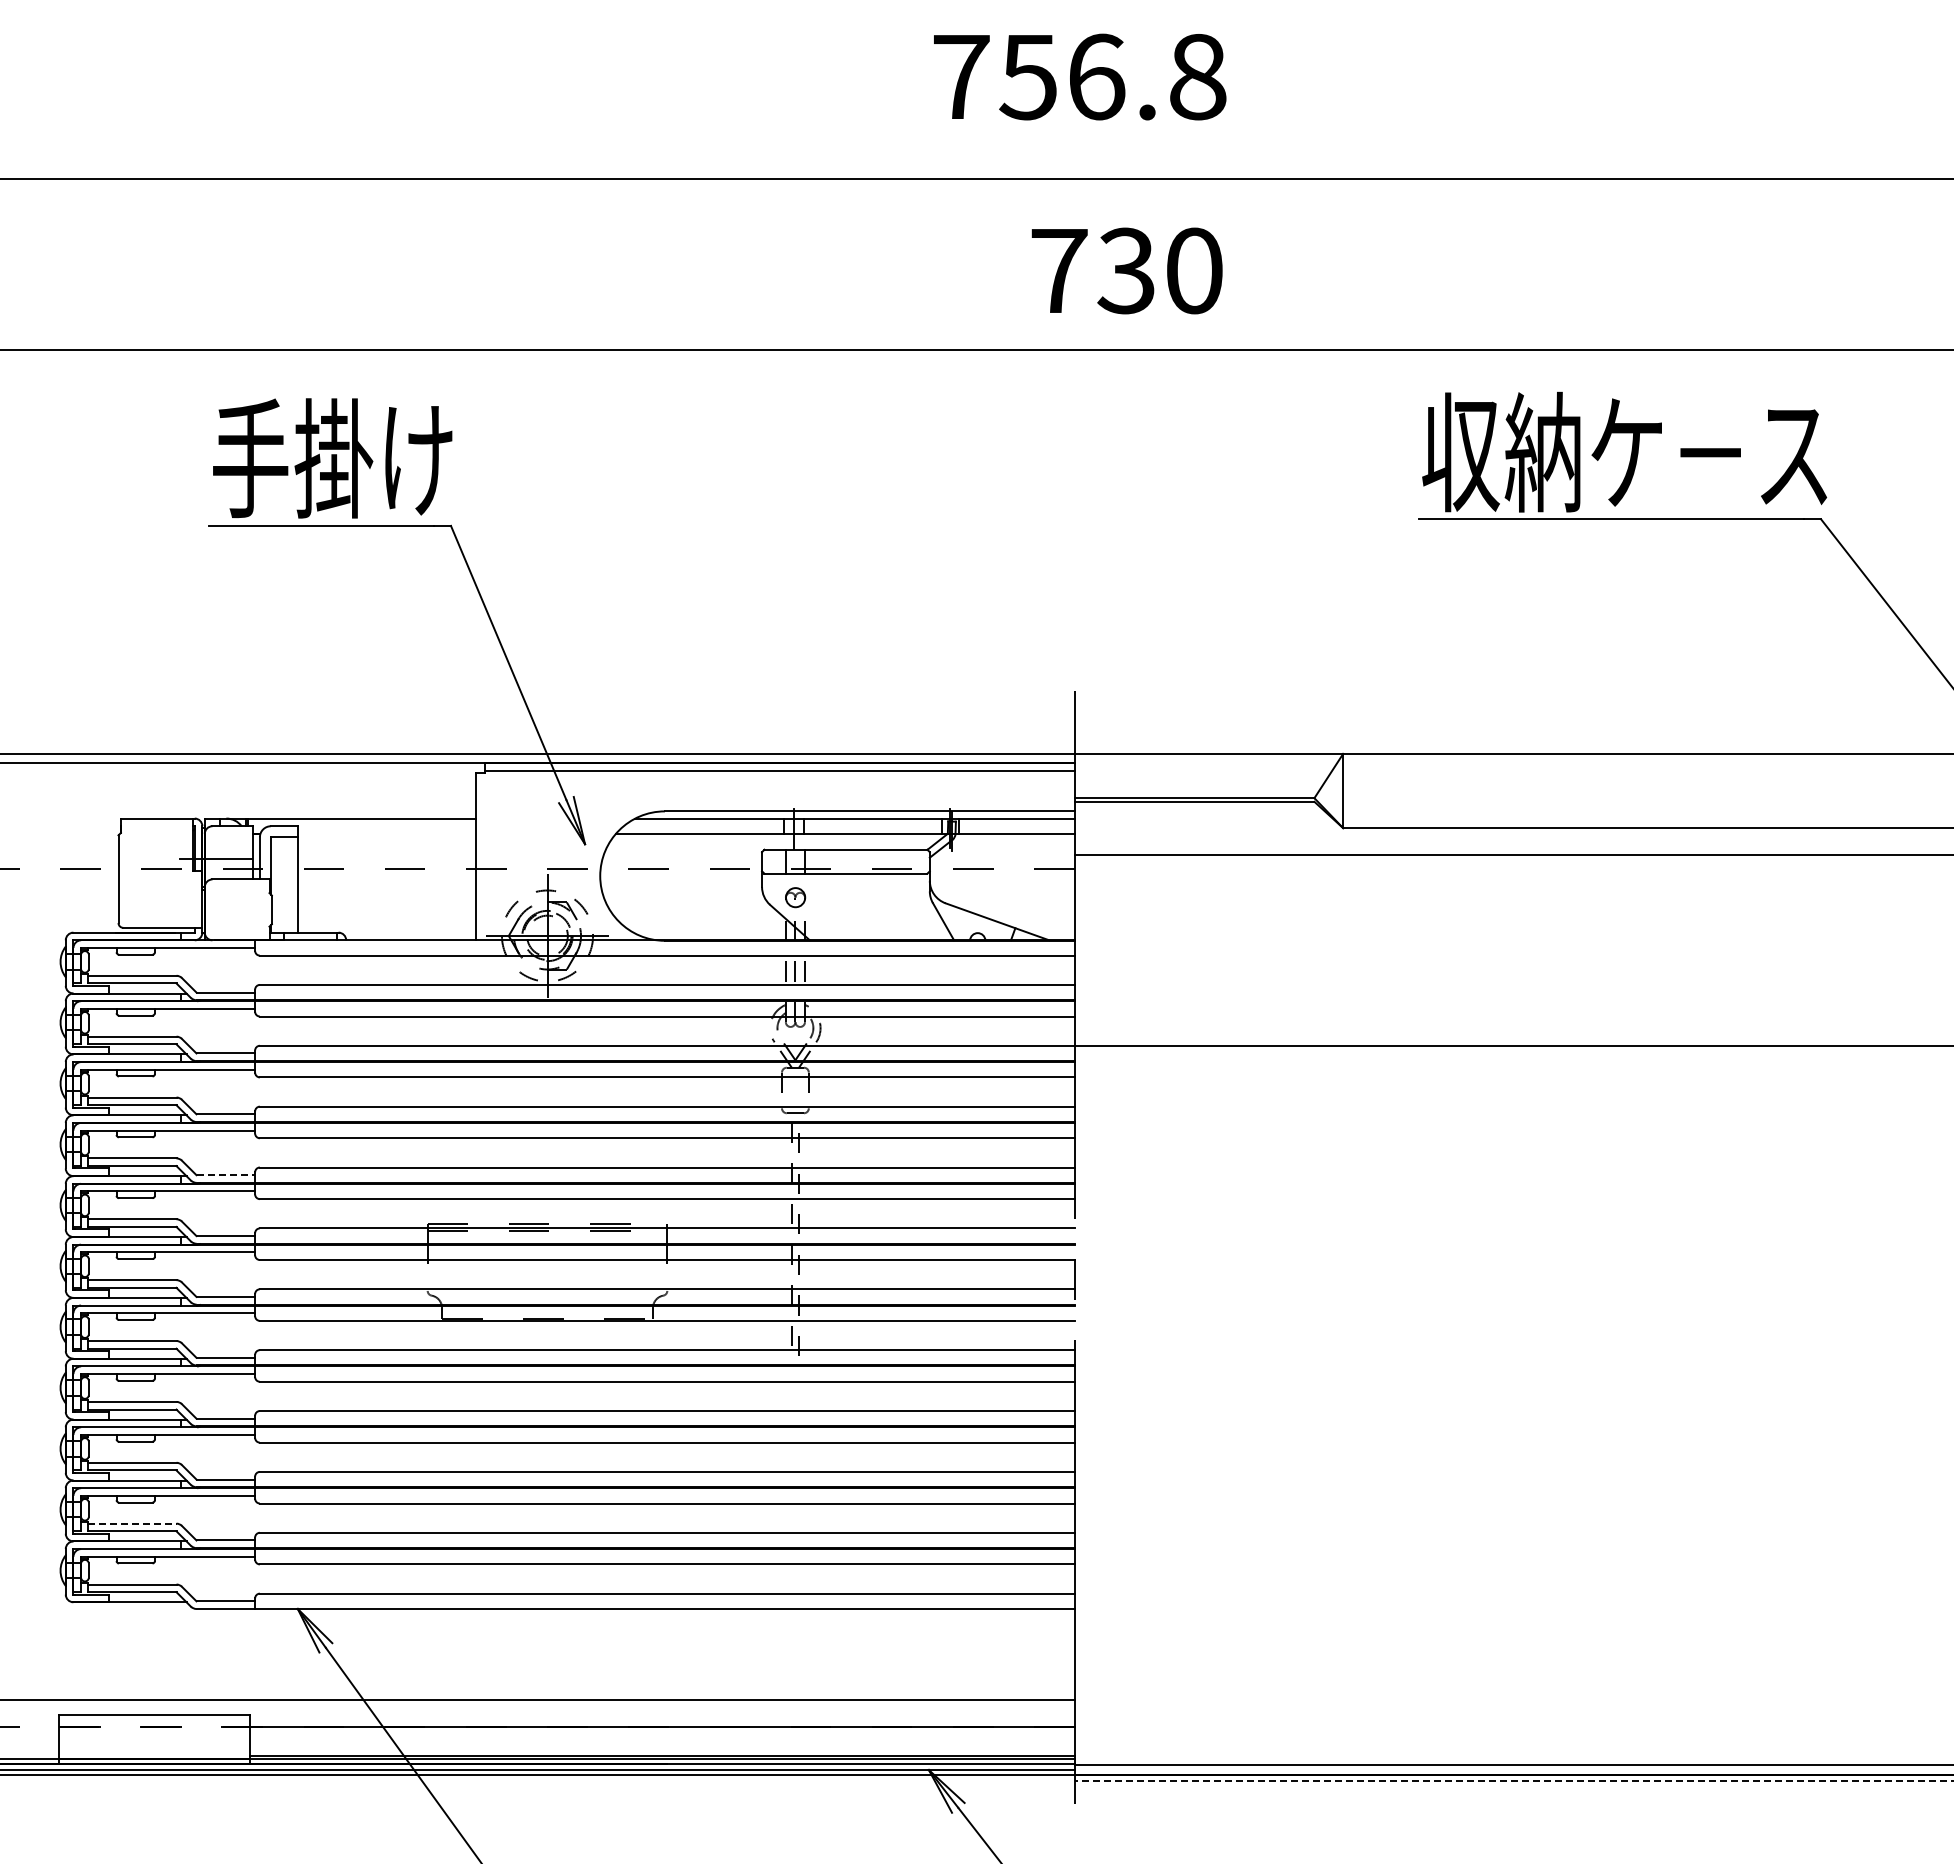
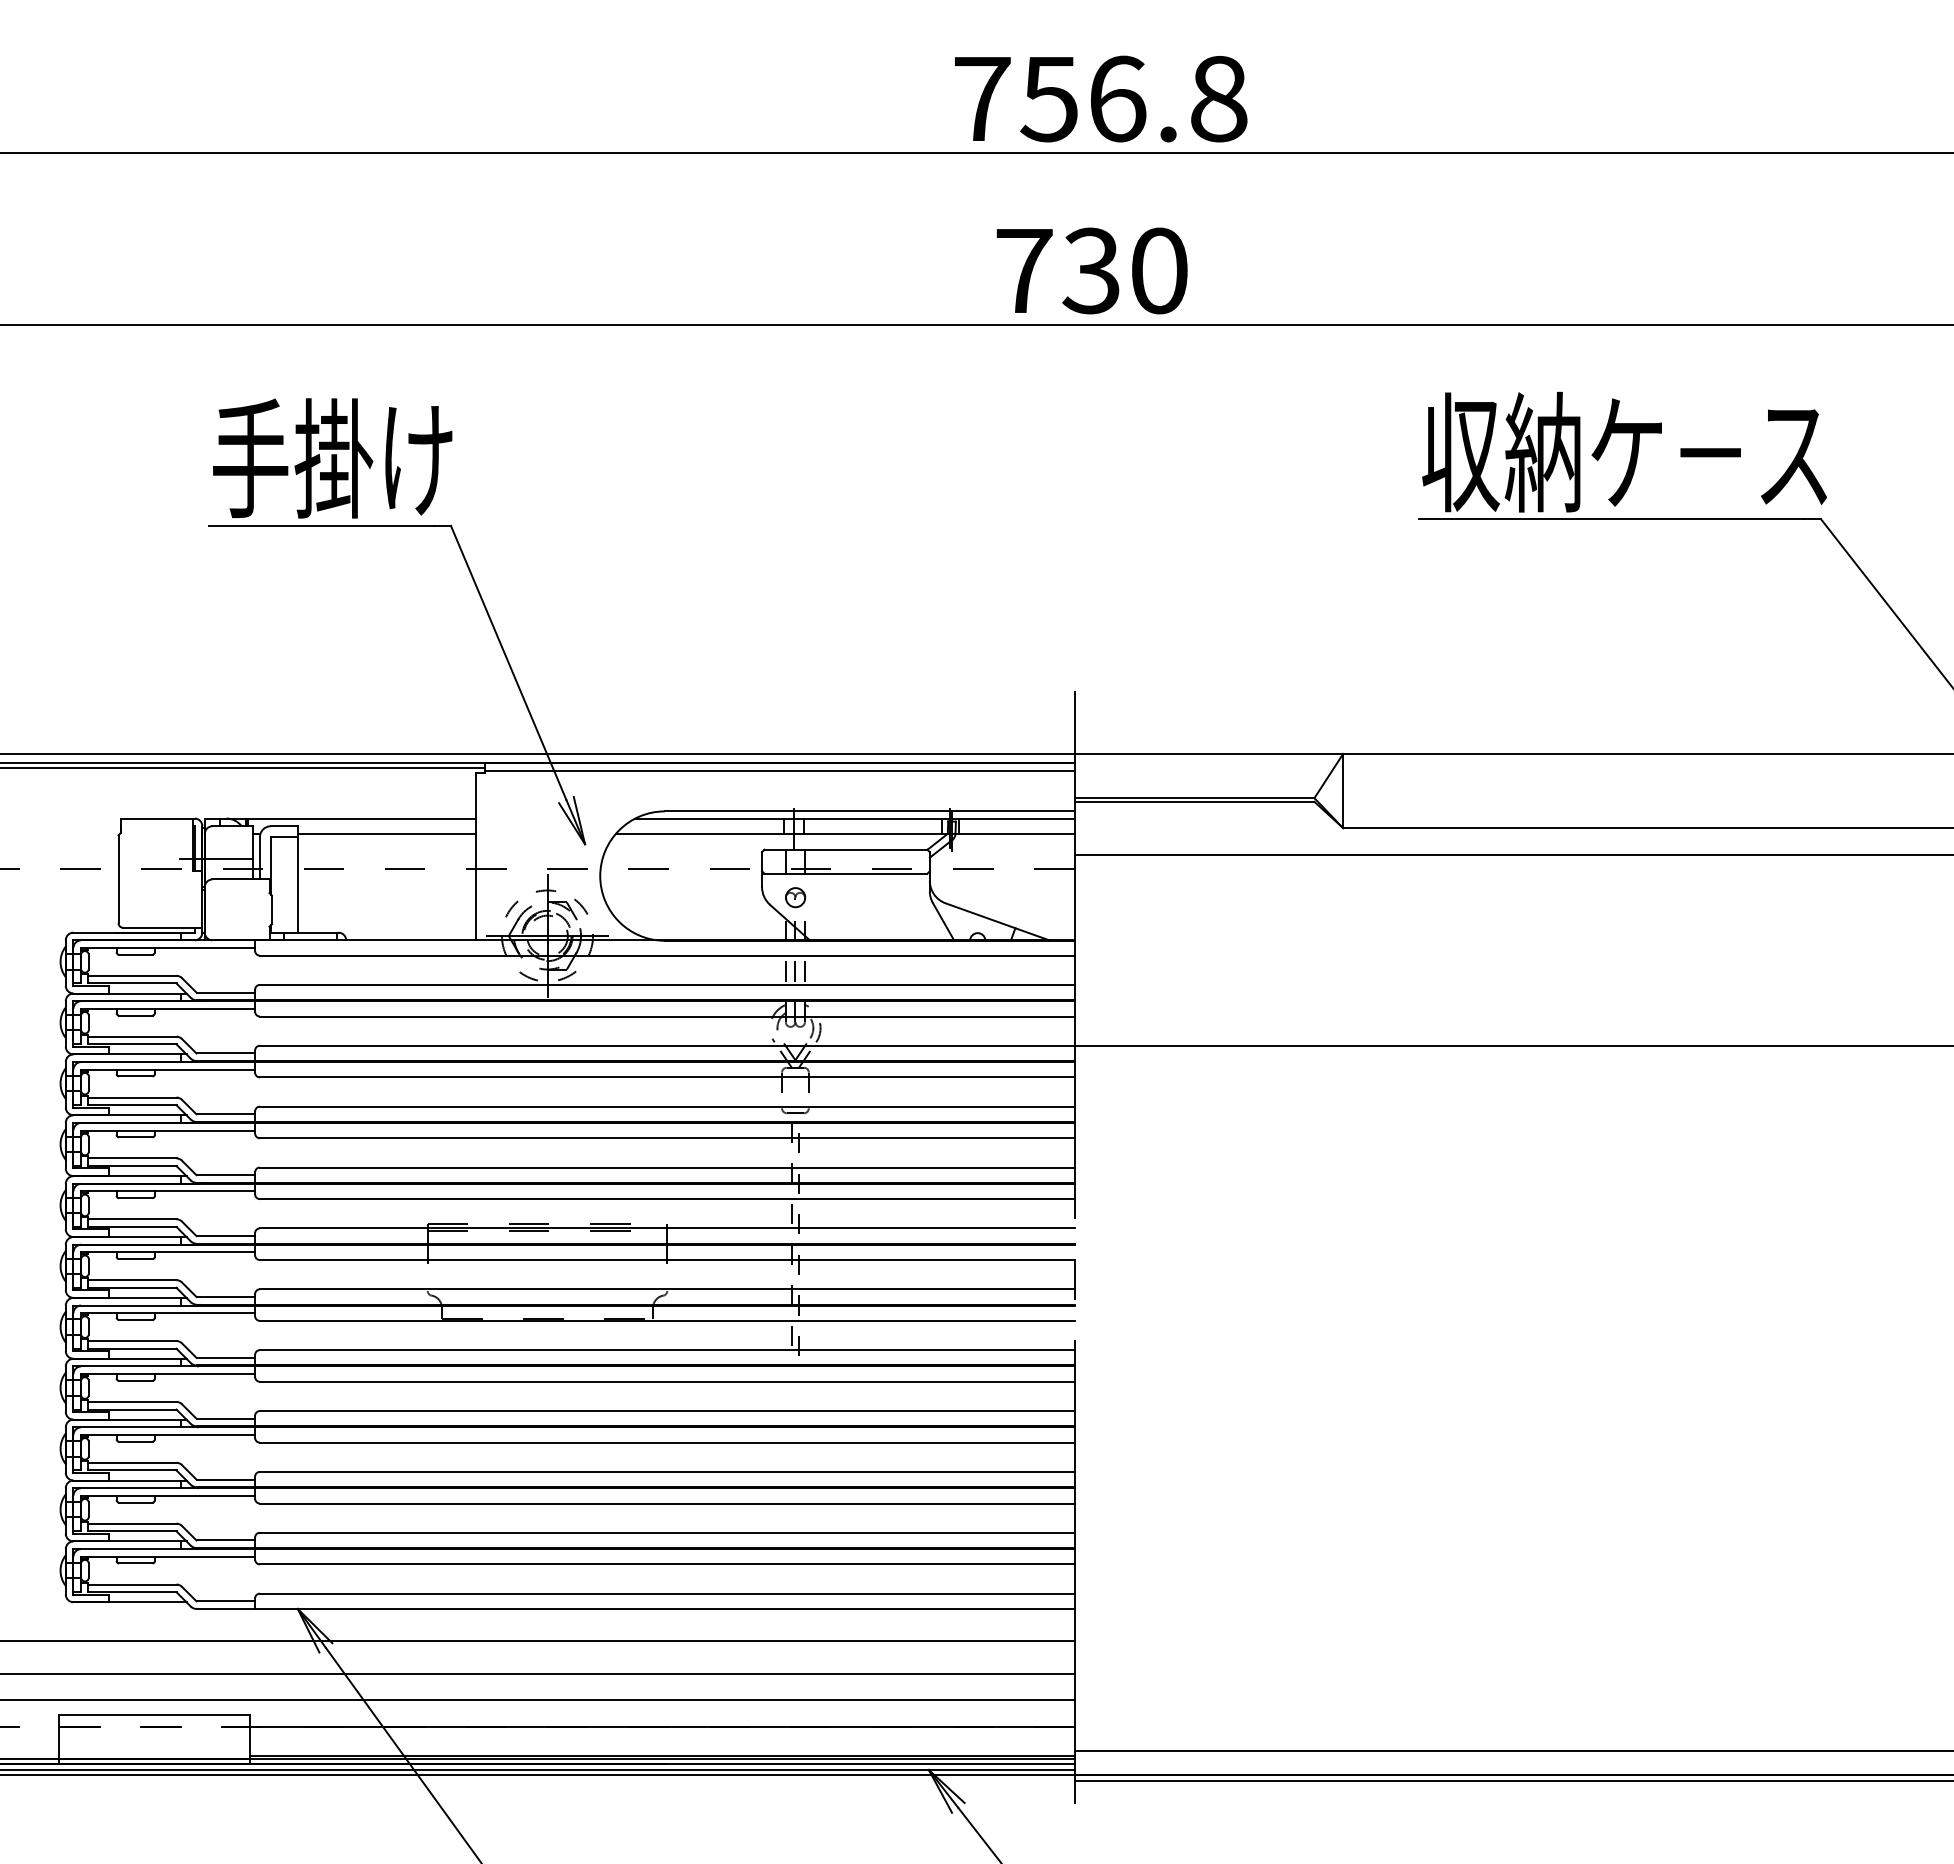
text position: (1080, 76) -> (1101, 98) (1101, 98)
line position: (976, 178) -> (976, 152) (976, 152)
text position: (1126, 270) -> (1091, 270) (1091, 270)
line position: (976, 349) -> (976, 324) (976, 324)
line: none -> present (243, 768)
line: none -> present (386, 833)
line: dashed -> solid (226, 1175)
line: dashed -> solid (132, 1523)
line: none -> present (538, 1640)
line: none -> present (538, 1674)
line position: (1512, 1764) -> (1512, 1750) (1512, 1750)
line: dashed -> solid (1513, 1780)
